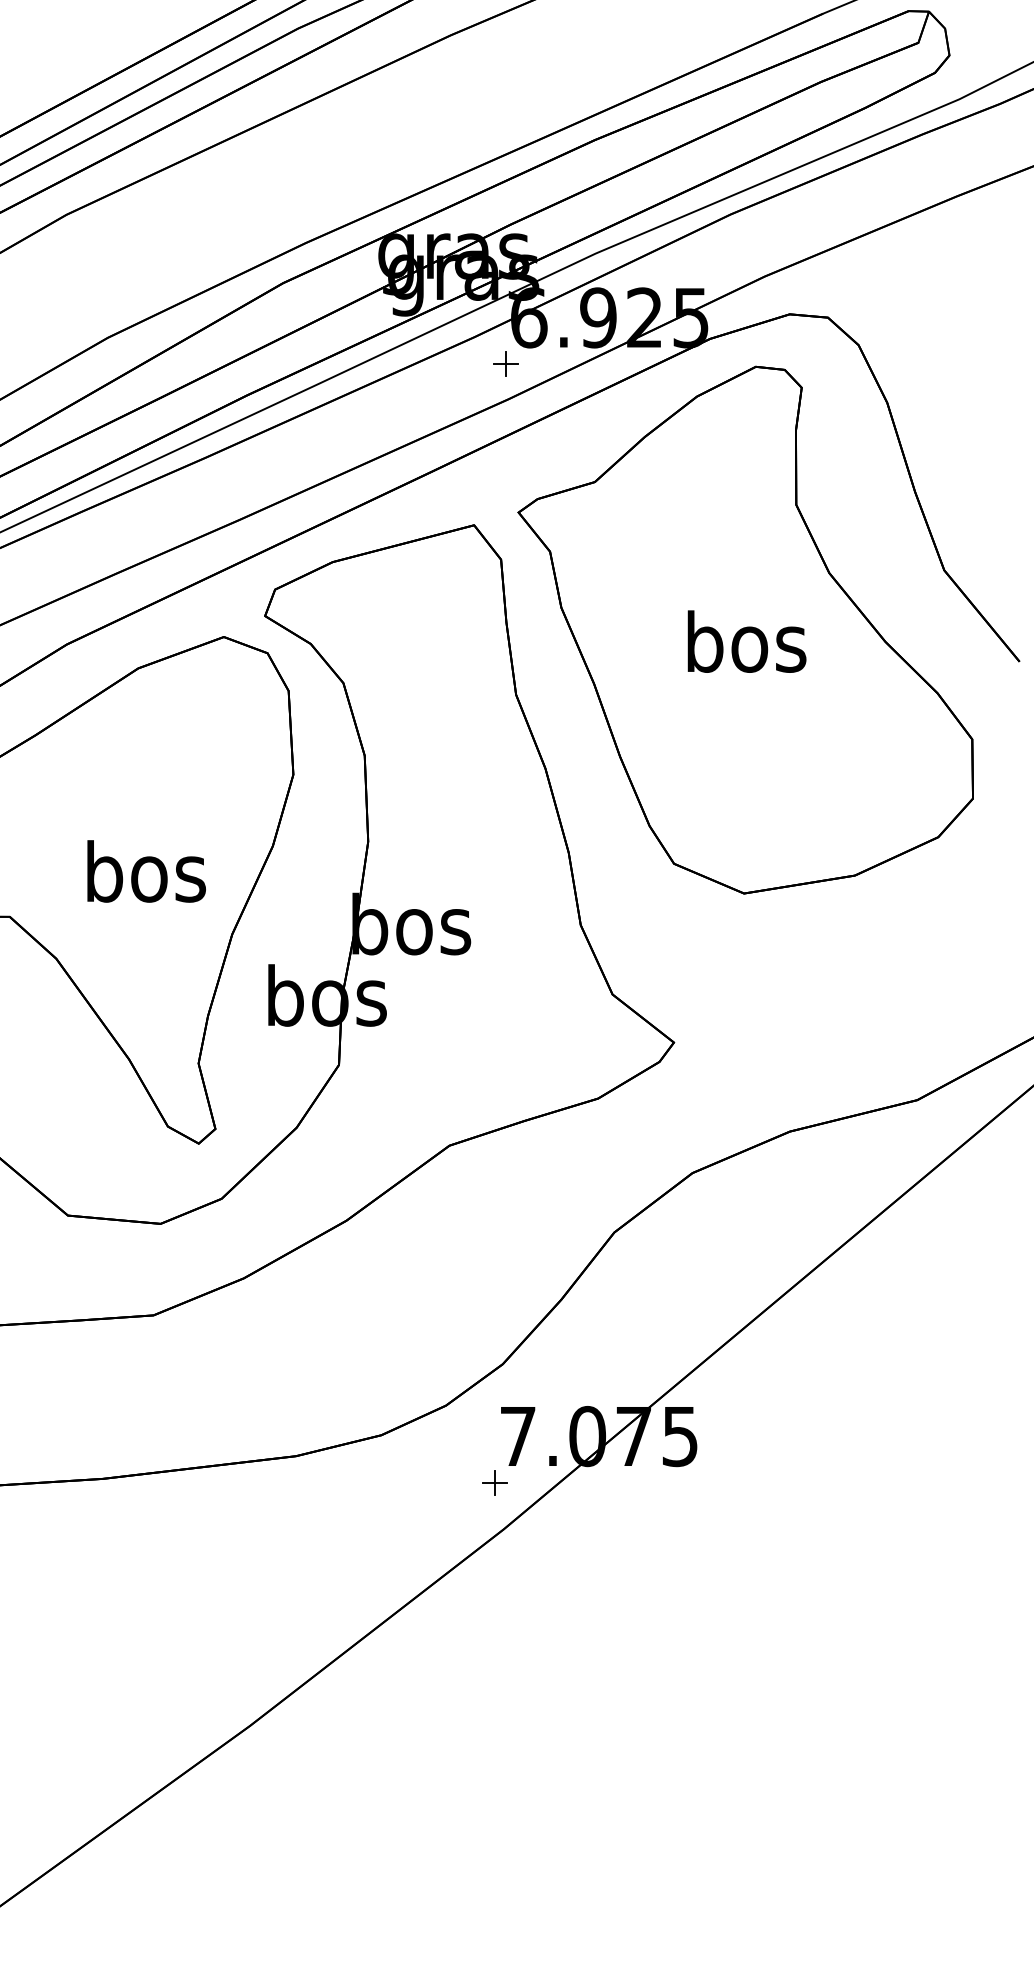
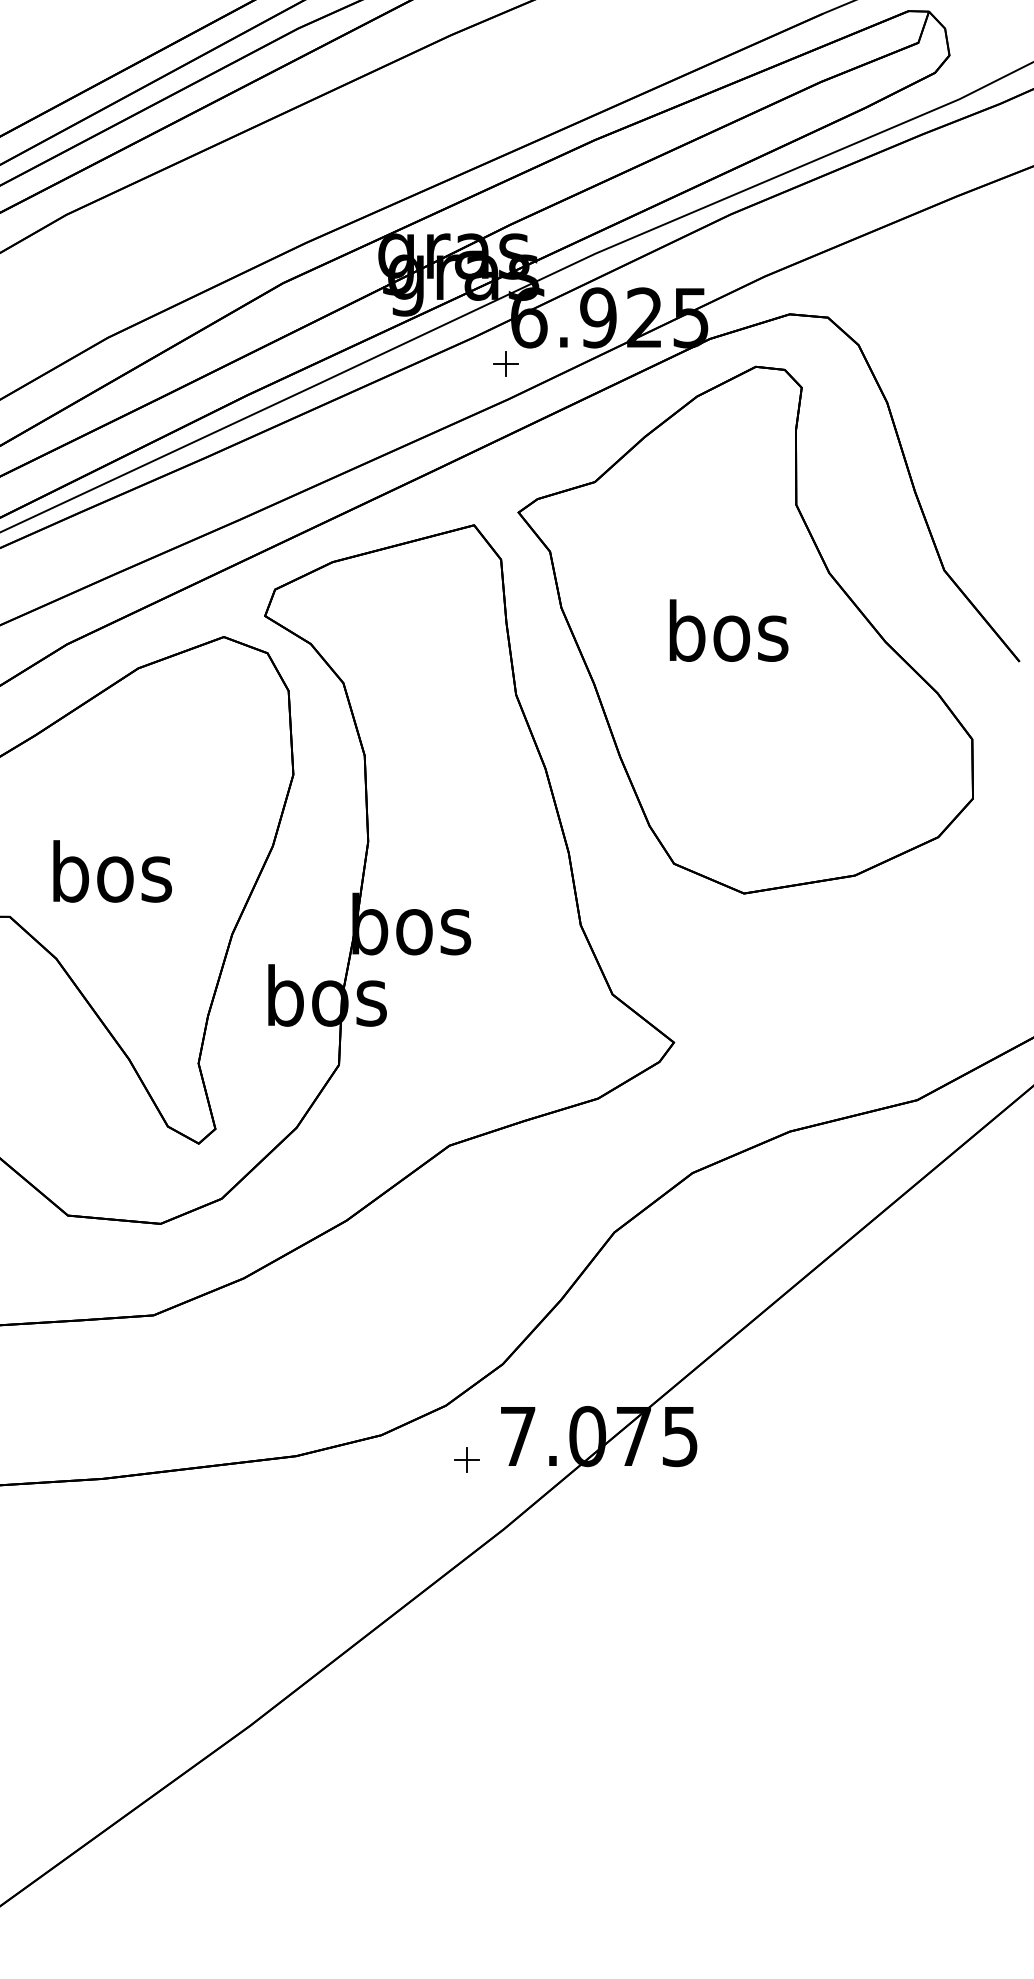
text position: (746, 641) -> (728, 630) (728, 630)
text position: (146, 871) -> (112, 871) (112, 871)
part position: (494, 1482) -> (466, 1459) (466, 1459)
